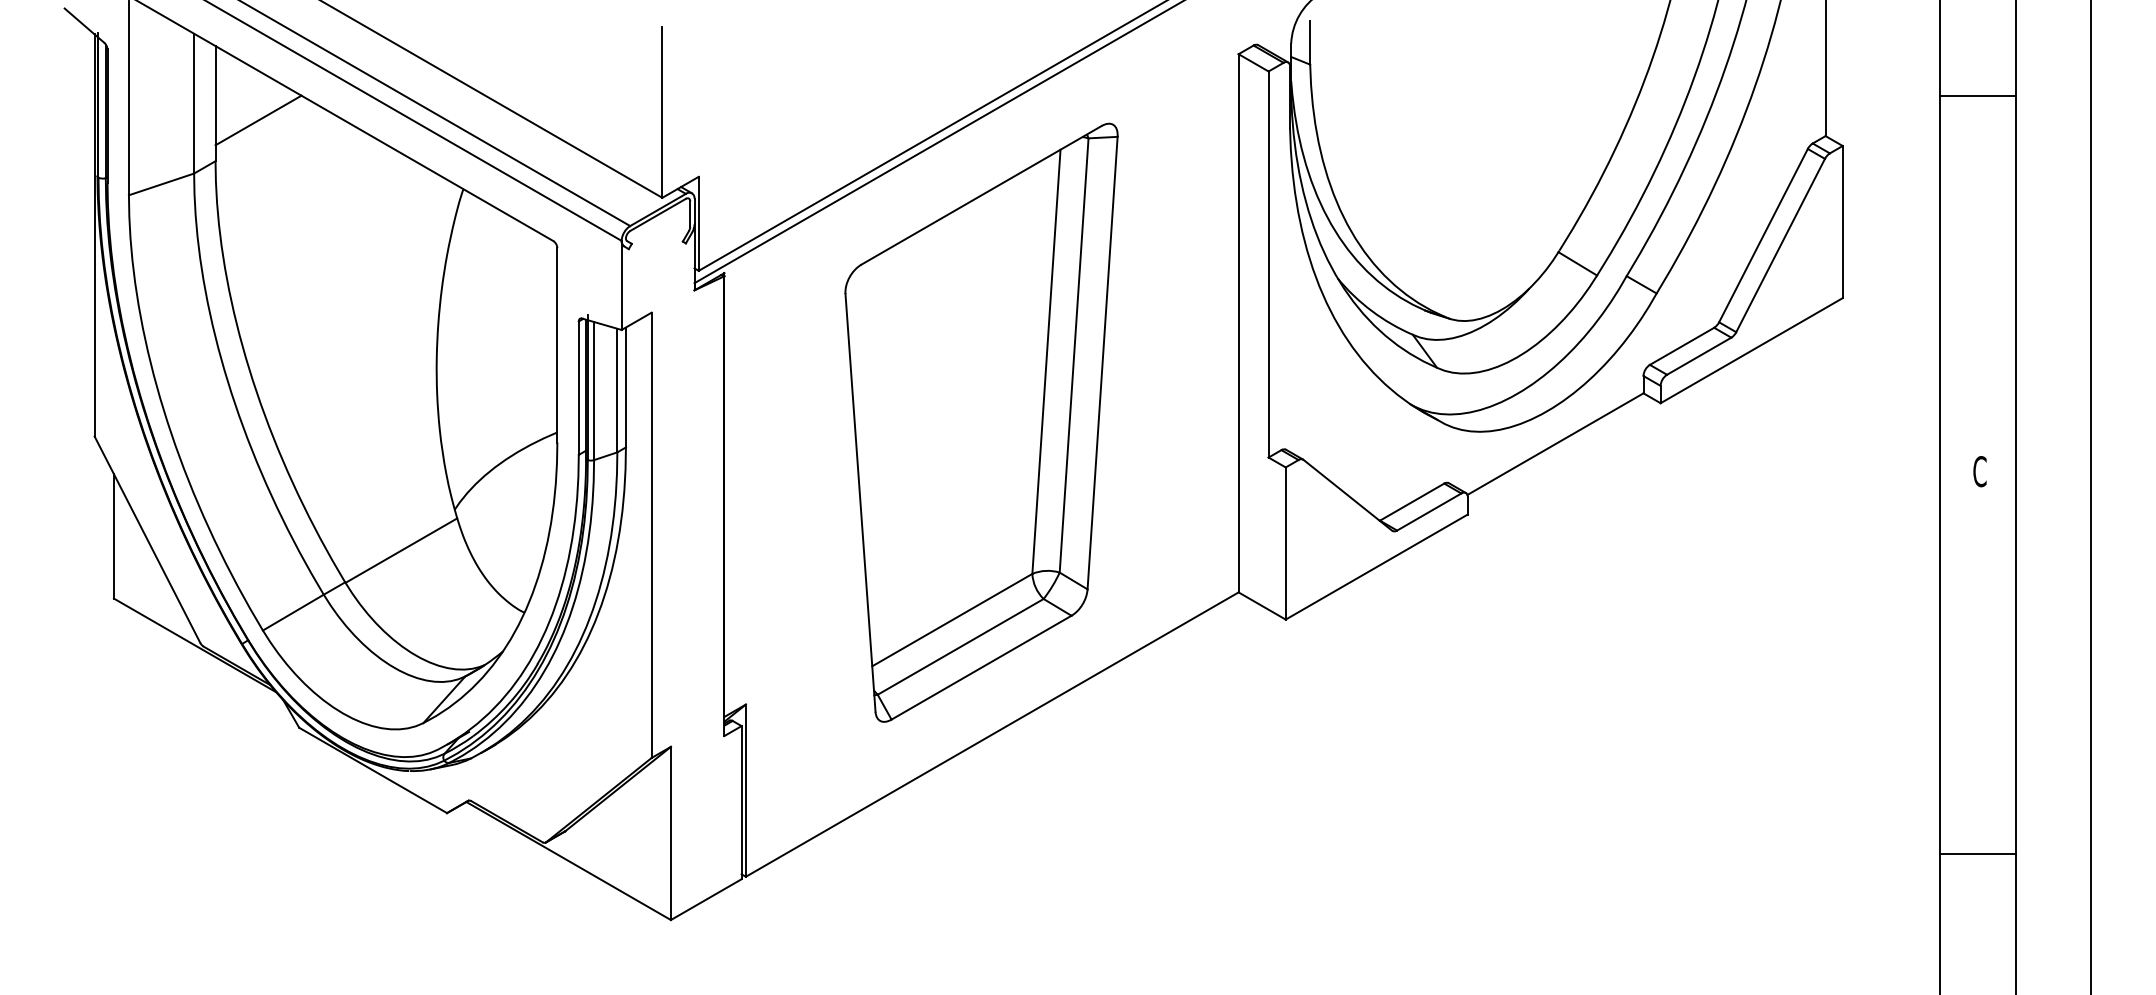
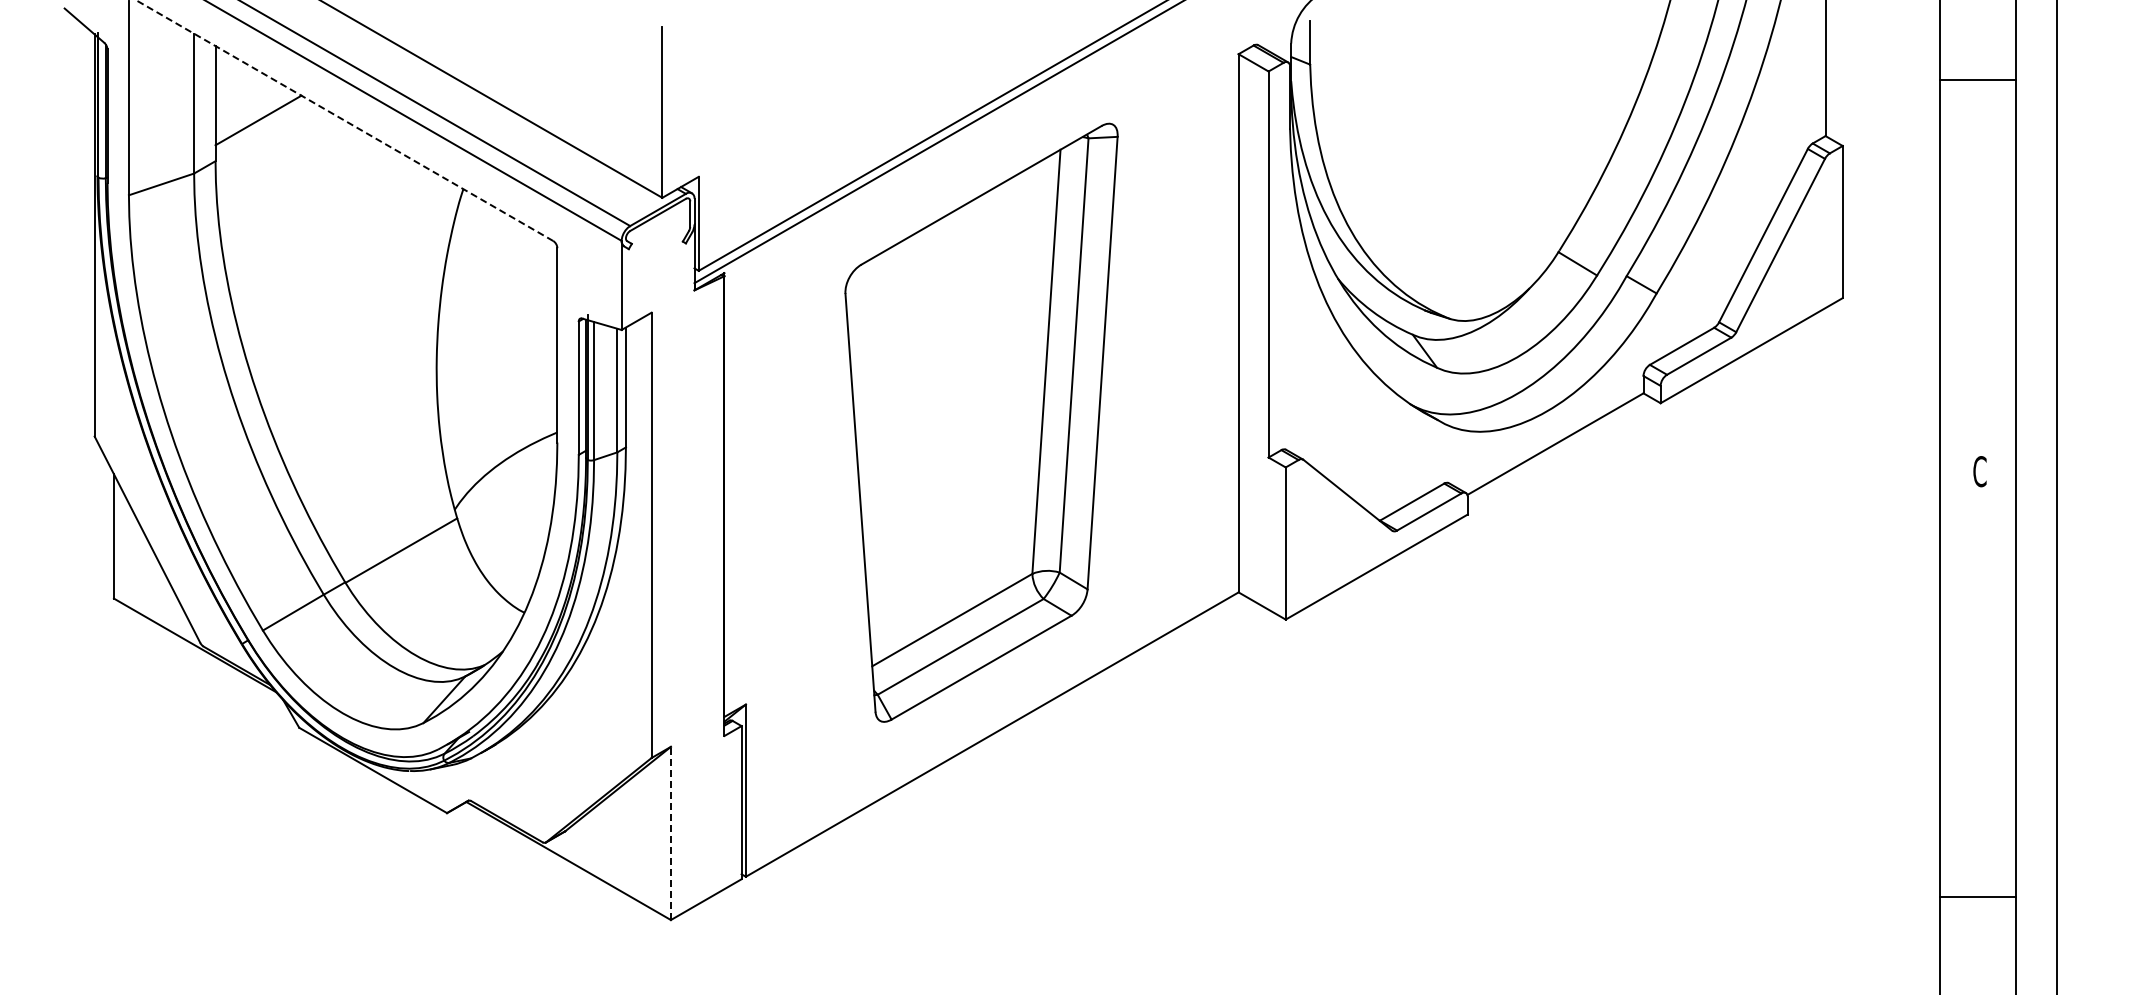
line position: (1977, 96) -> (1977, 80) (1977, 80)
line: solid -> dashed (344, 120)
line position: (2091, 496) -> (2057, 496) (2057, 496)
line: solid -> dashed (670, 833)
line position: (1977, 853) -> (1977, 896) (1977, 896)
